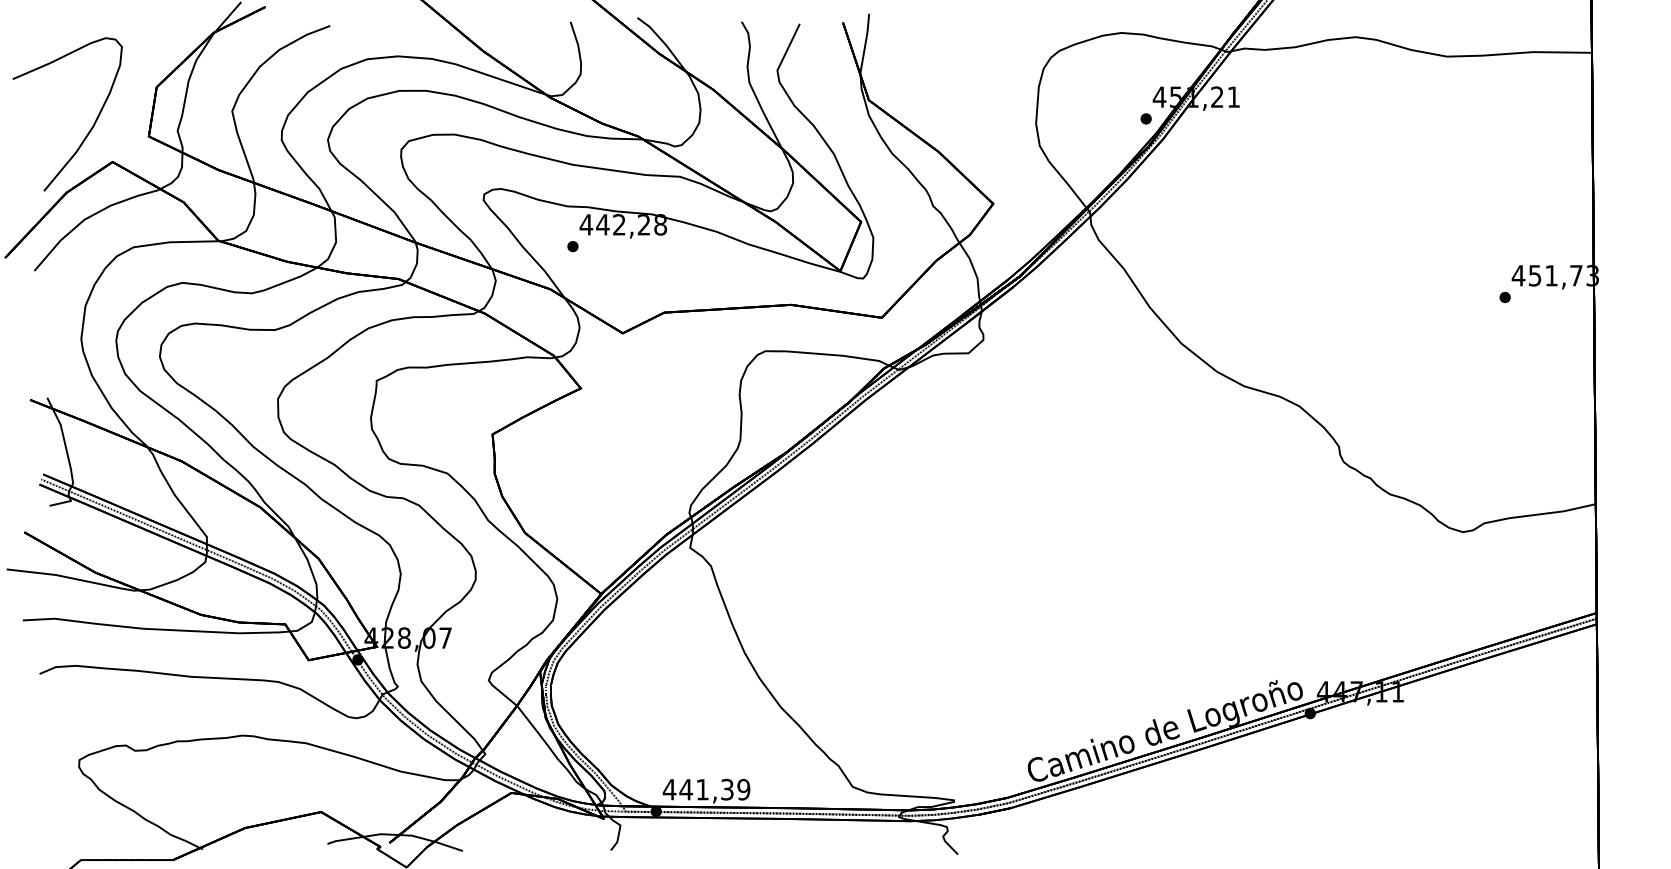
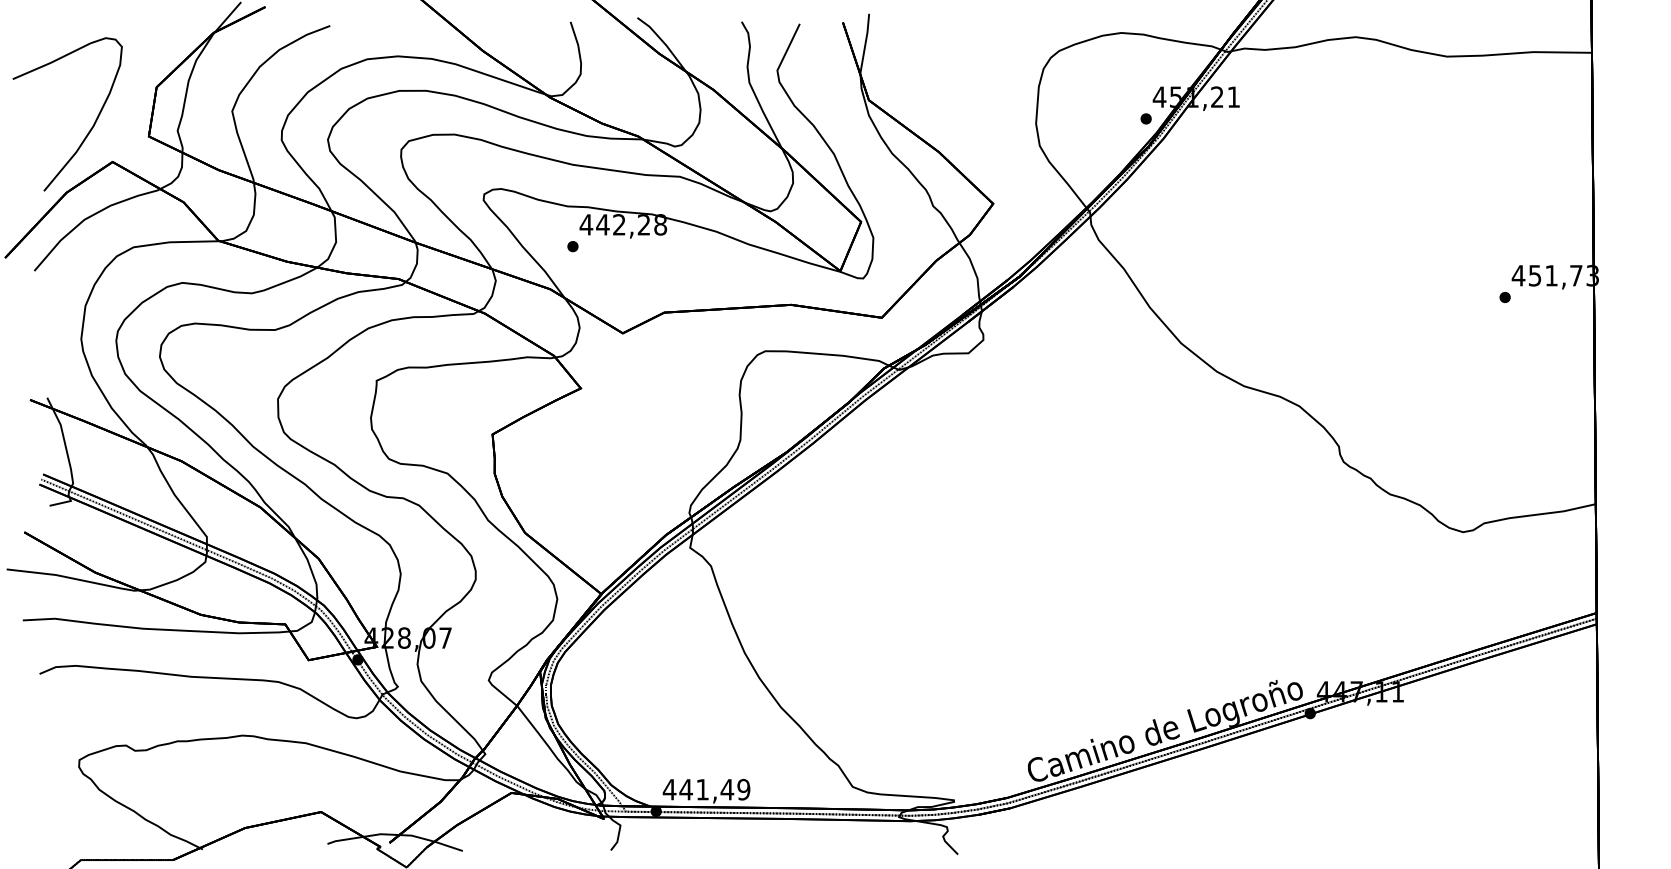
text: 441,39 -> 441,49 (727, 789)
